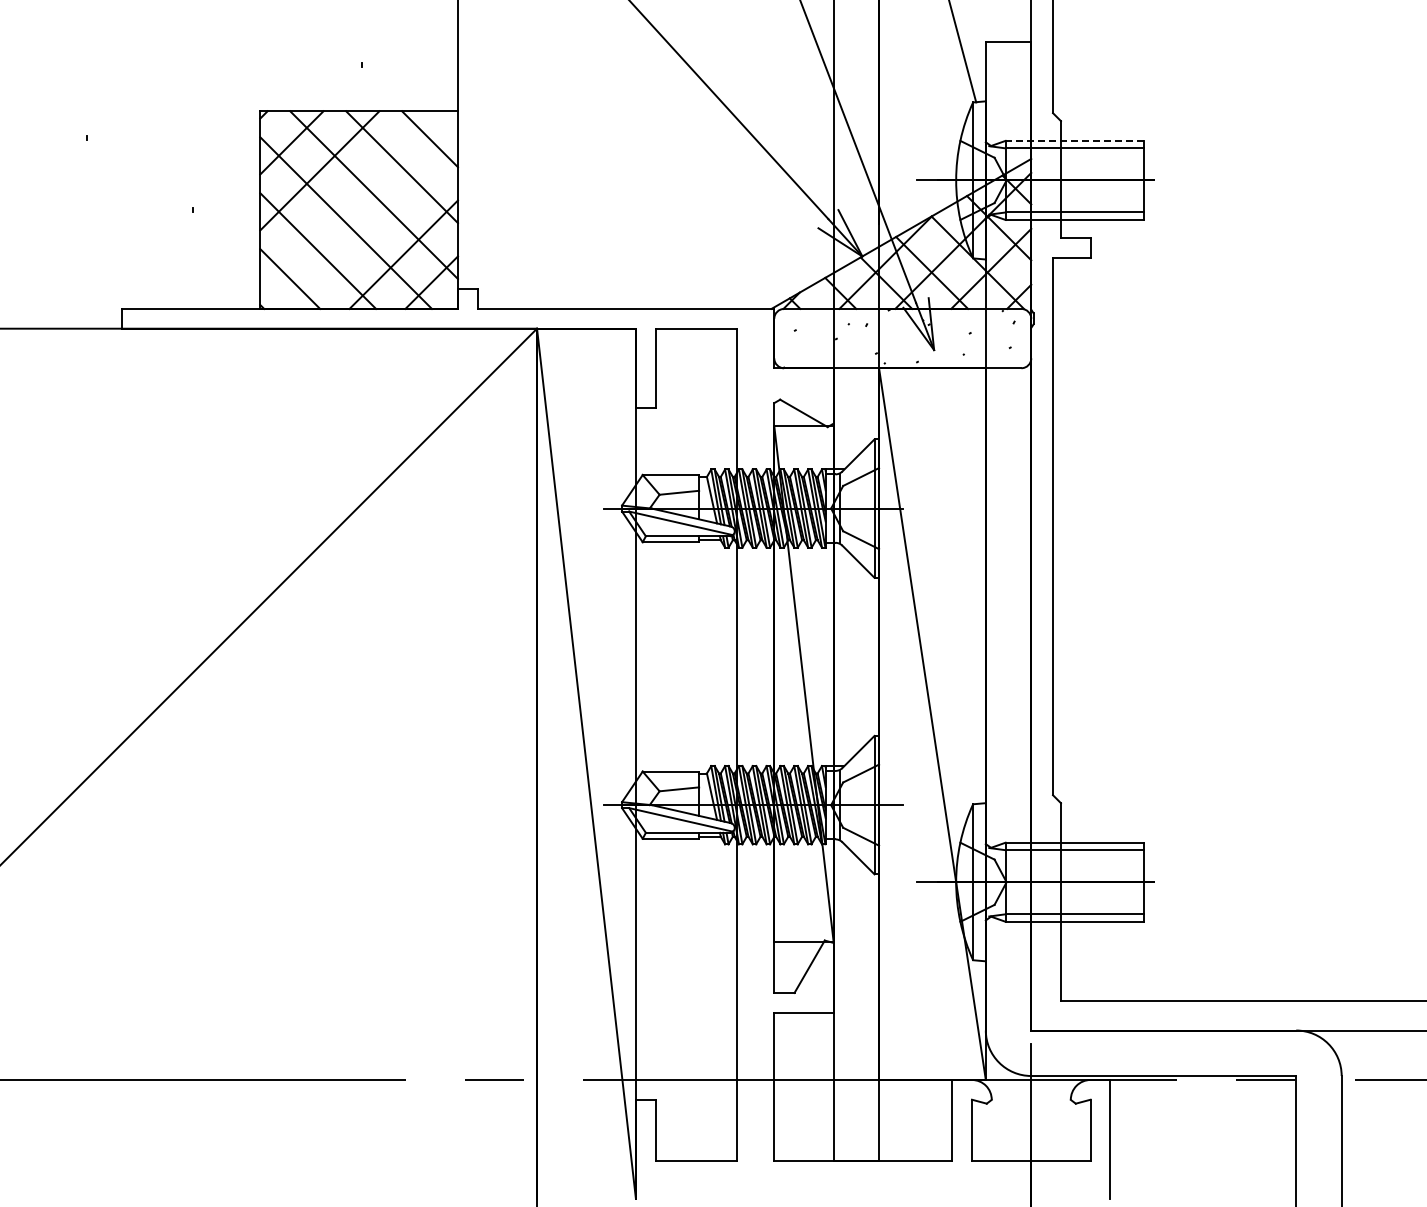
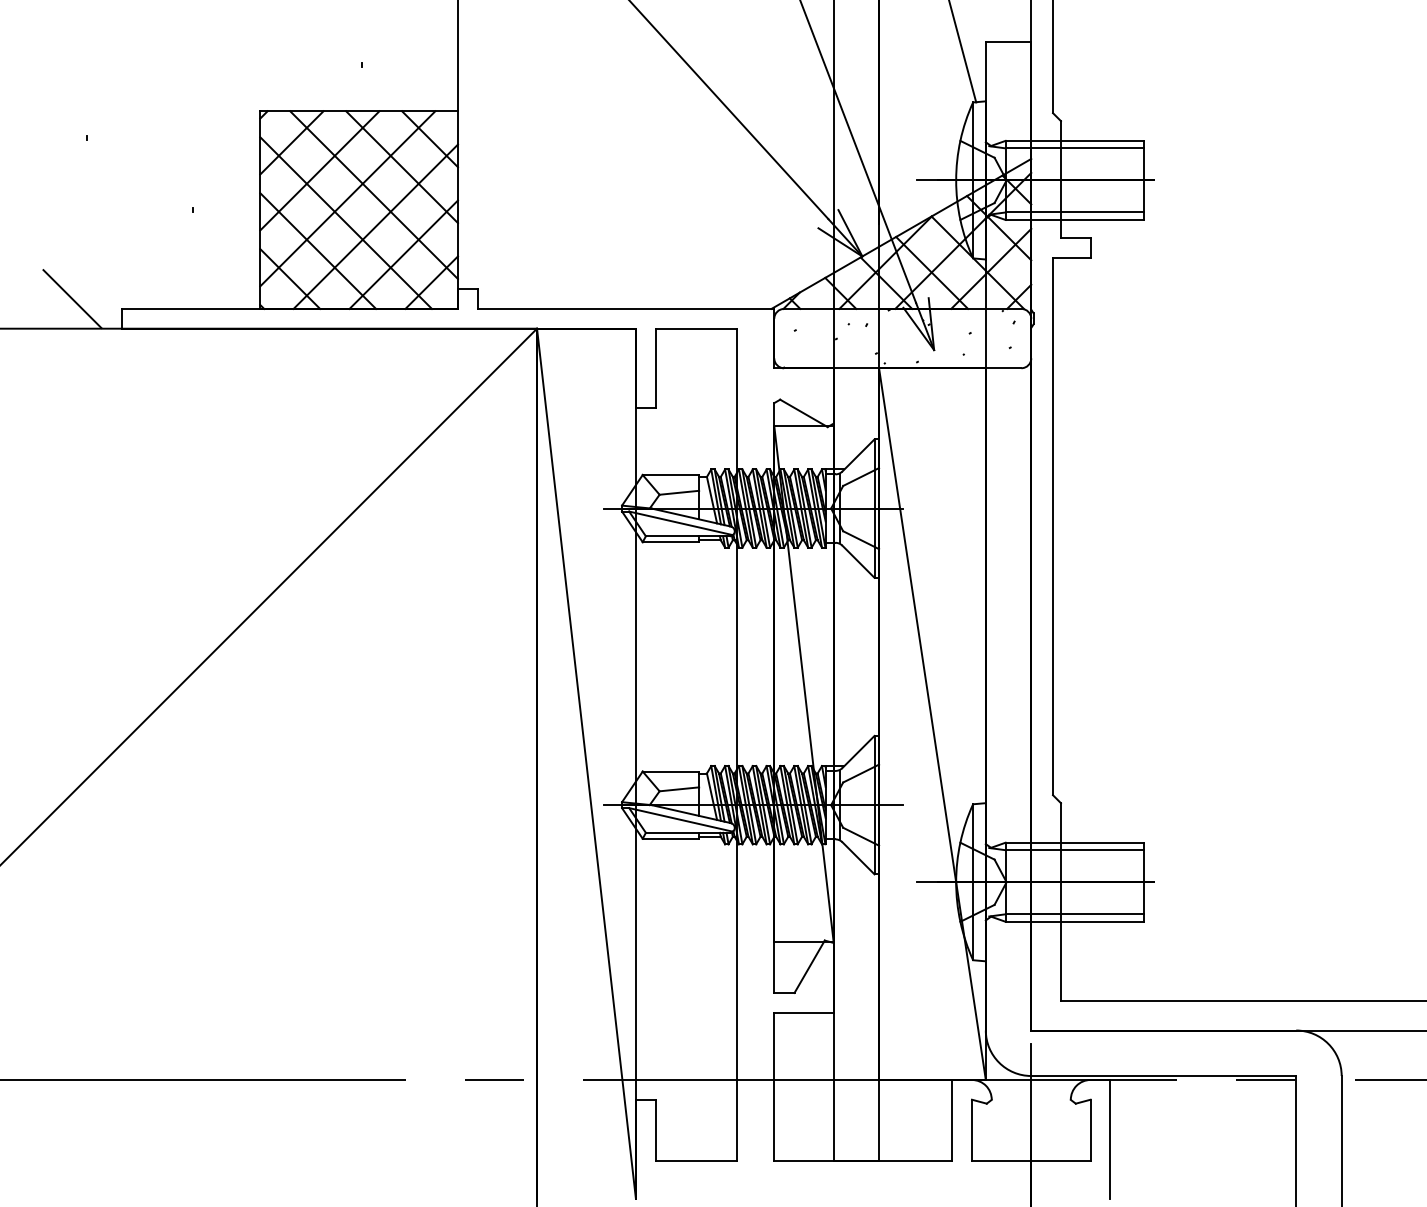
line: dashed -> solid (1074, 140)
line: none -> present (347, 198)
line: none -> present (375, 226)
line: none -> present (72, 298)
